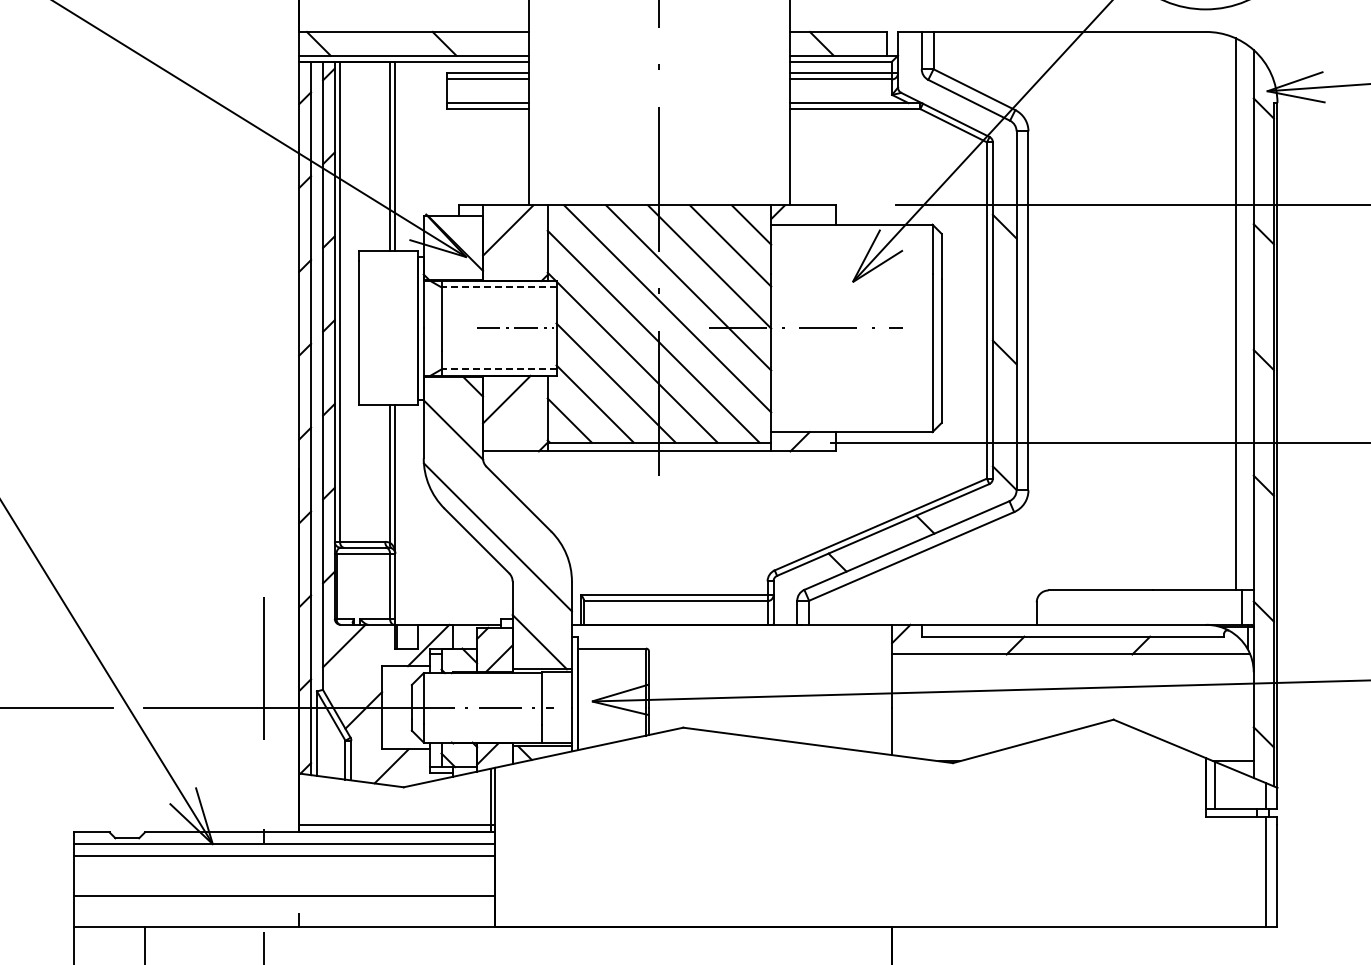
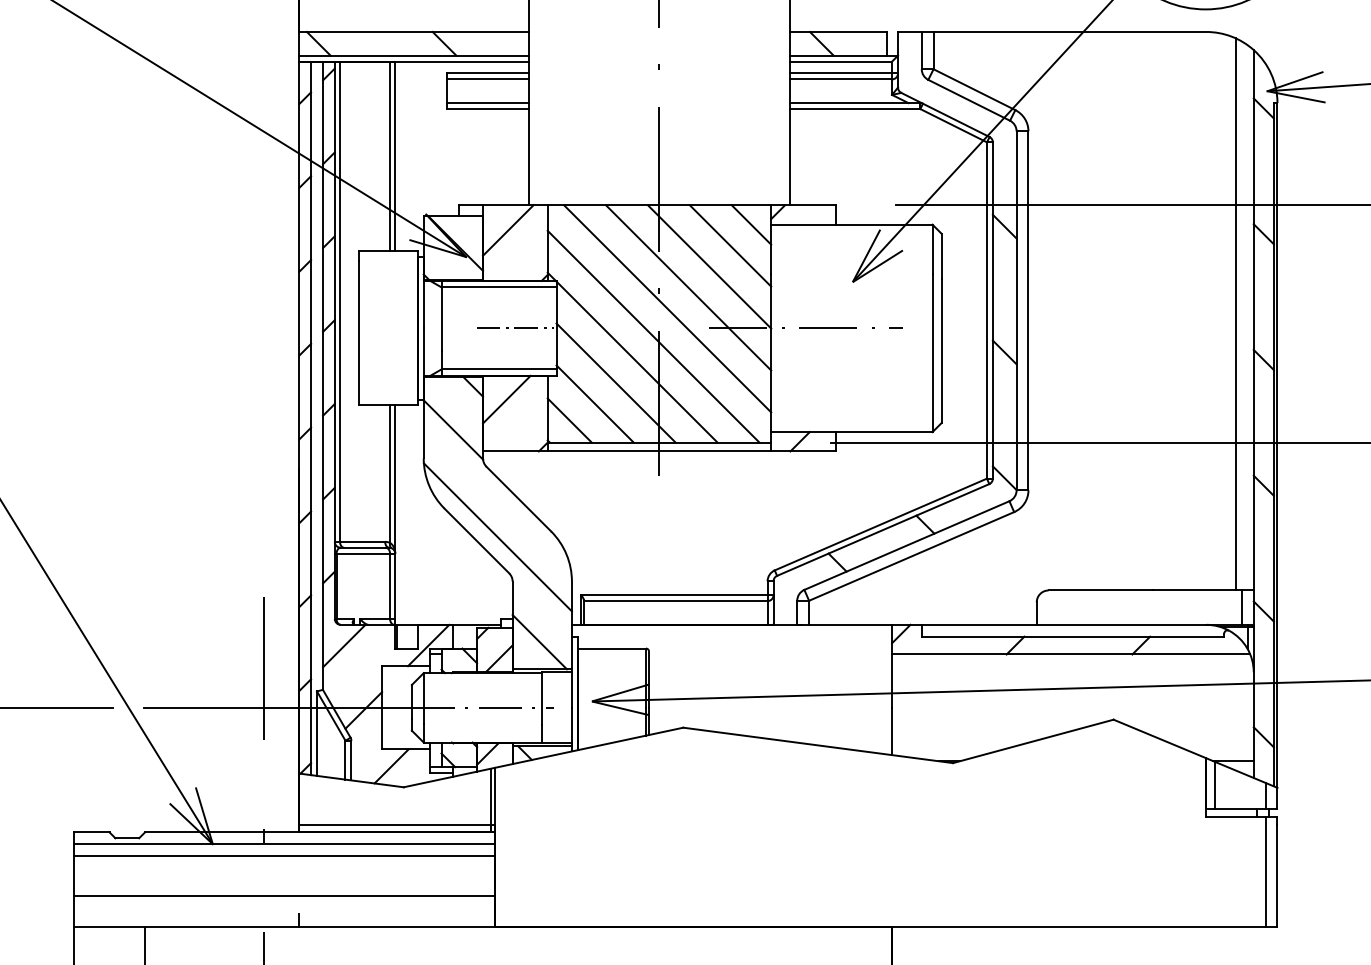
line: dashed -> solid (499, 287)
line: dashed -> solid (499, 369)
